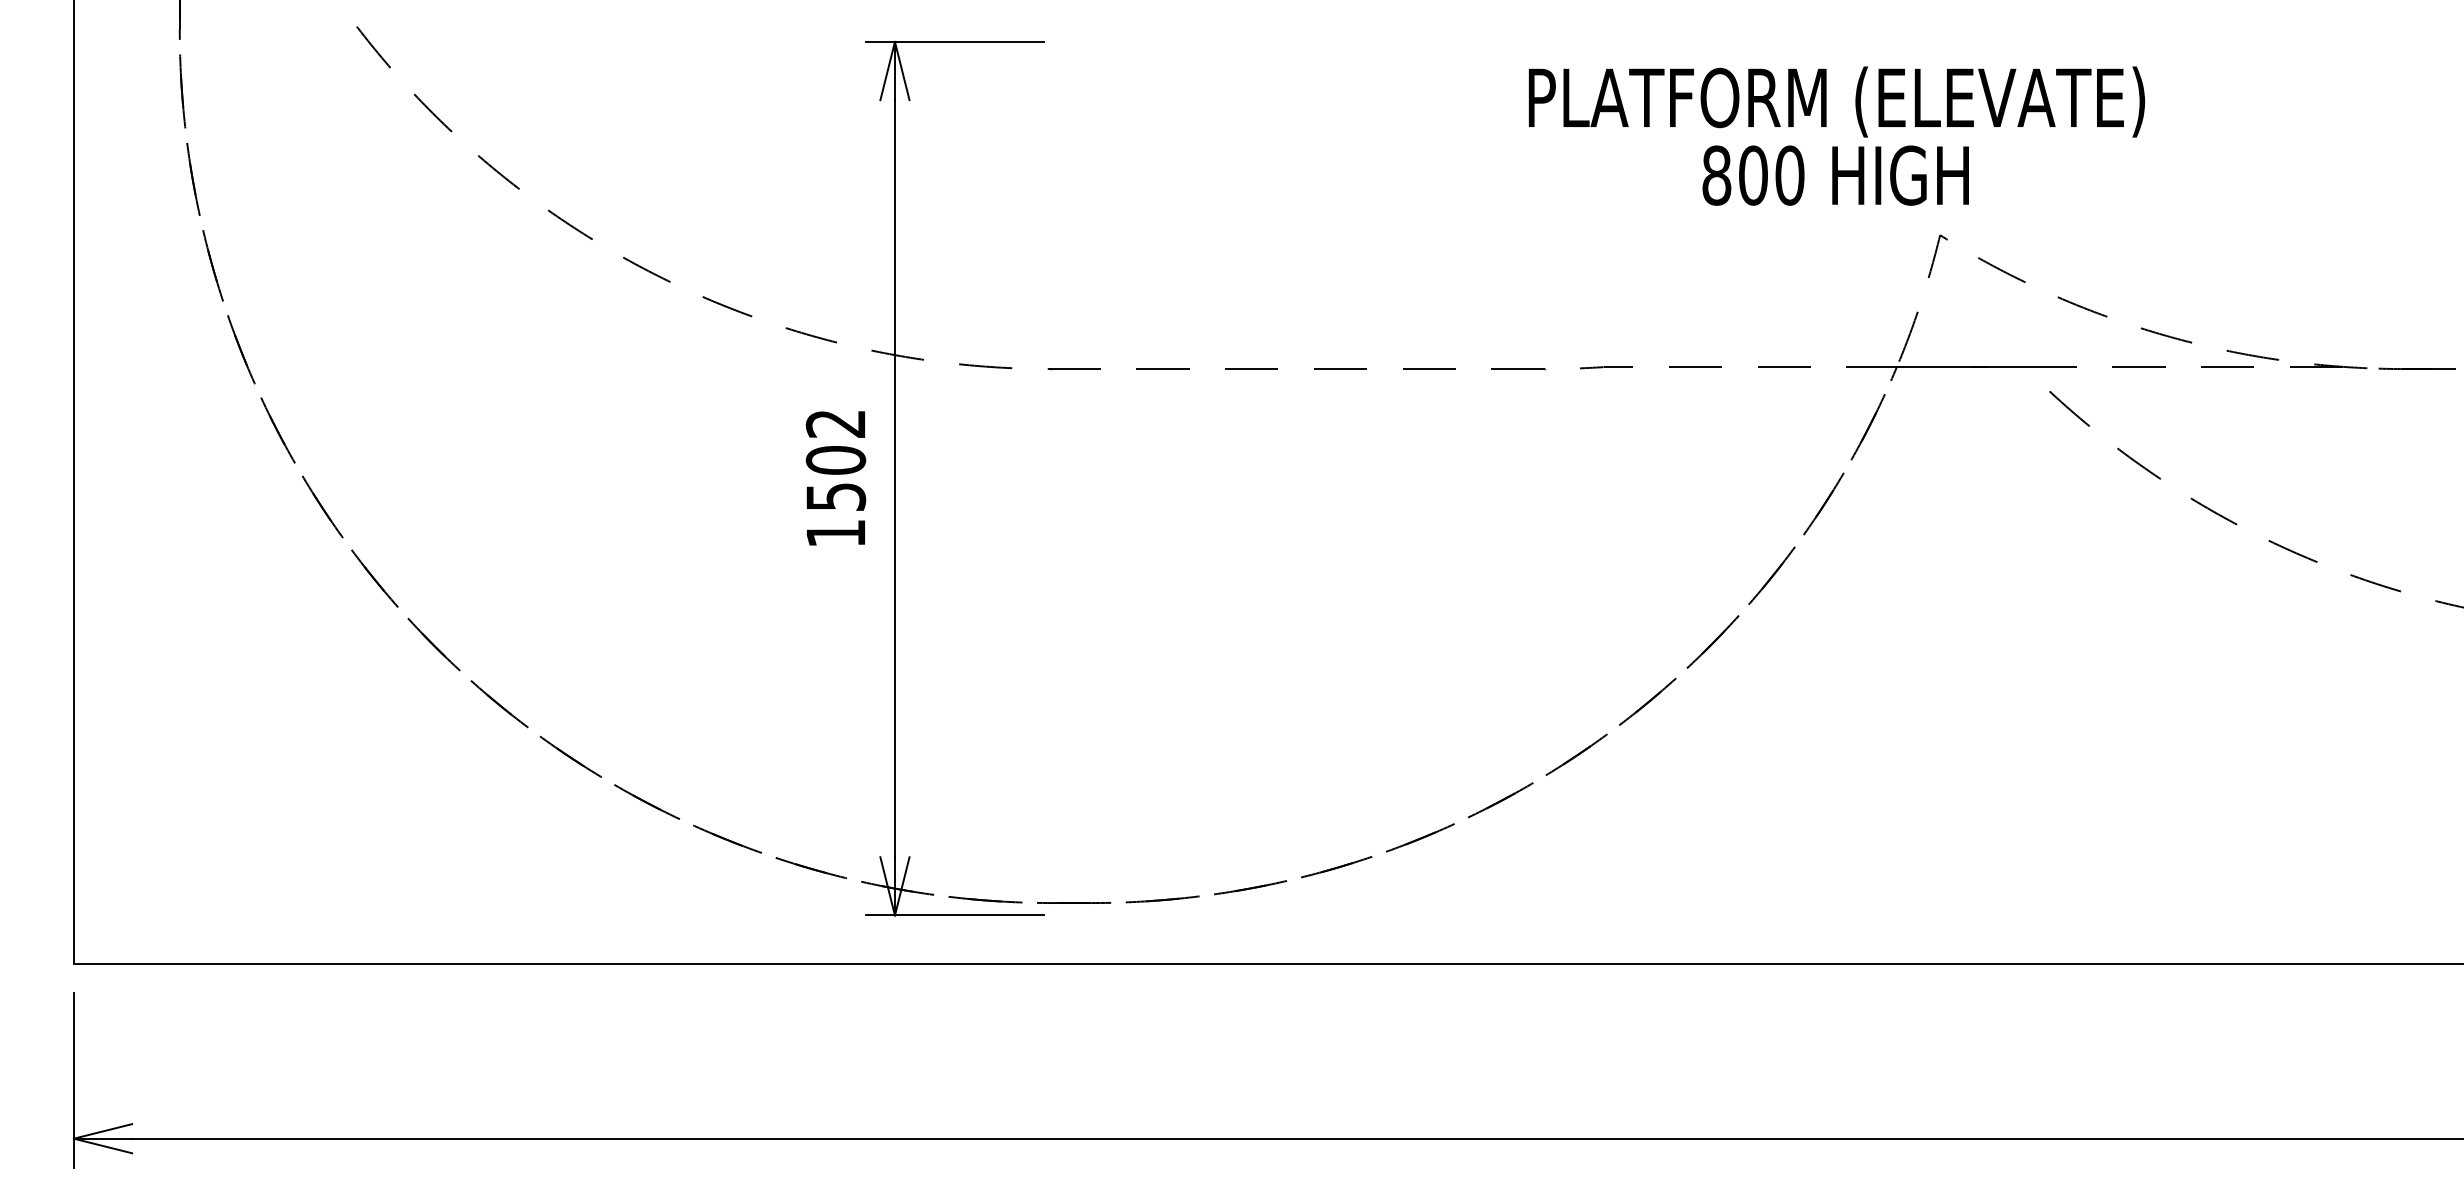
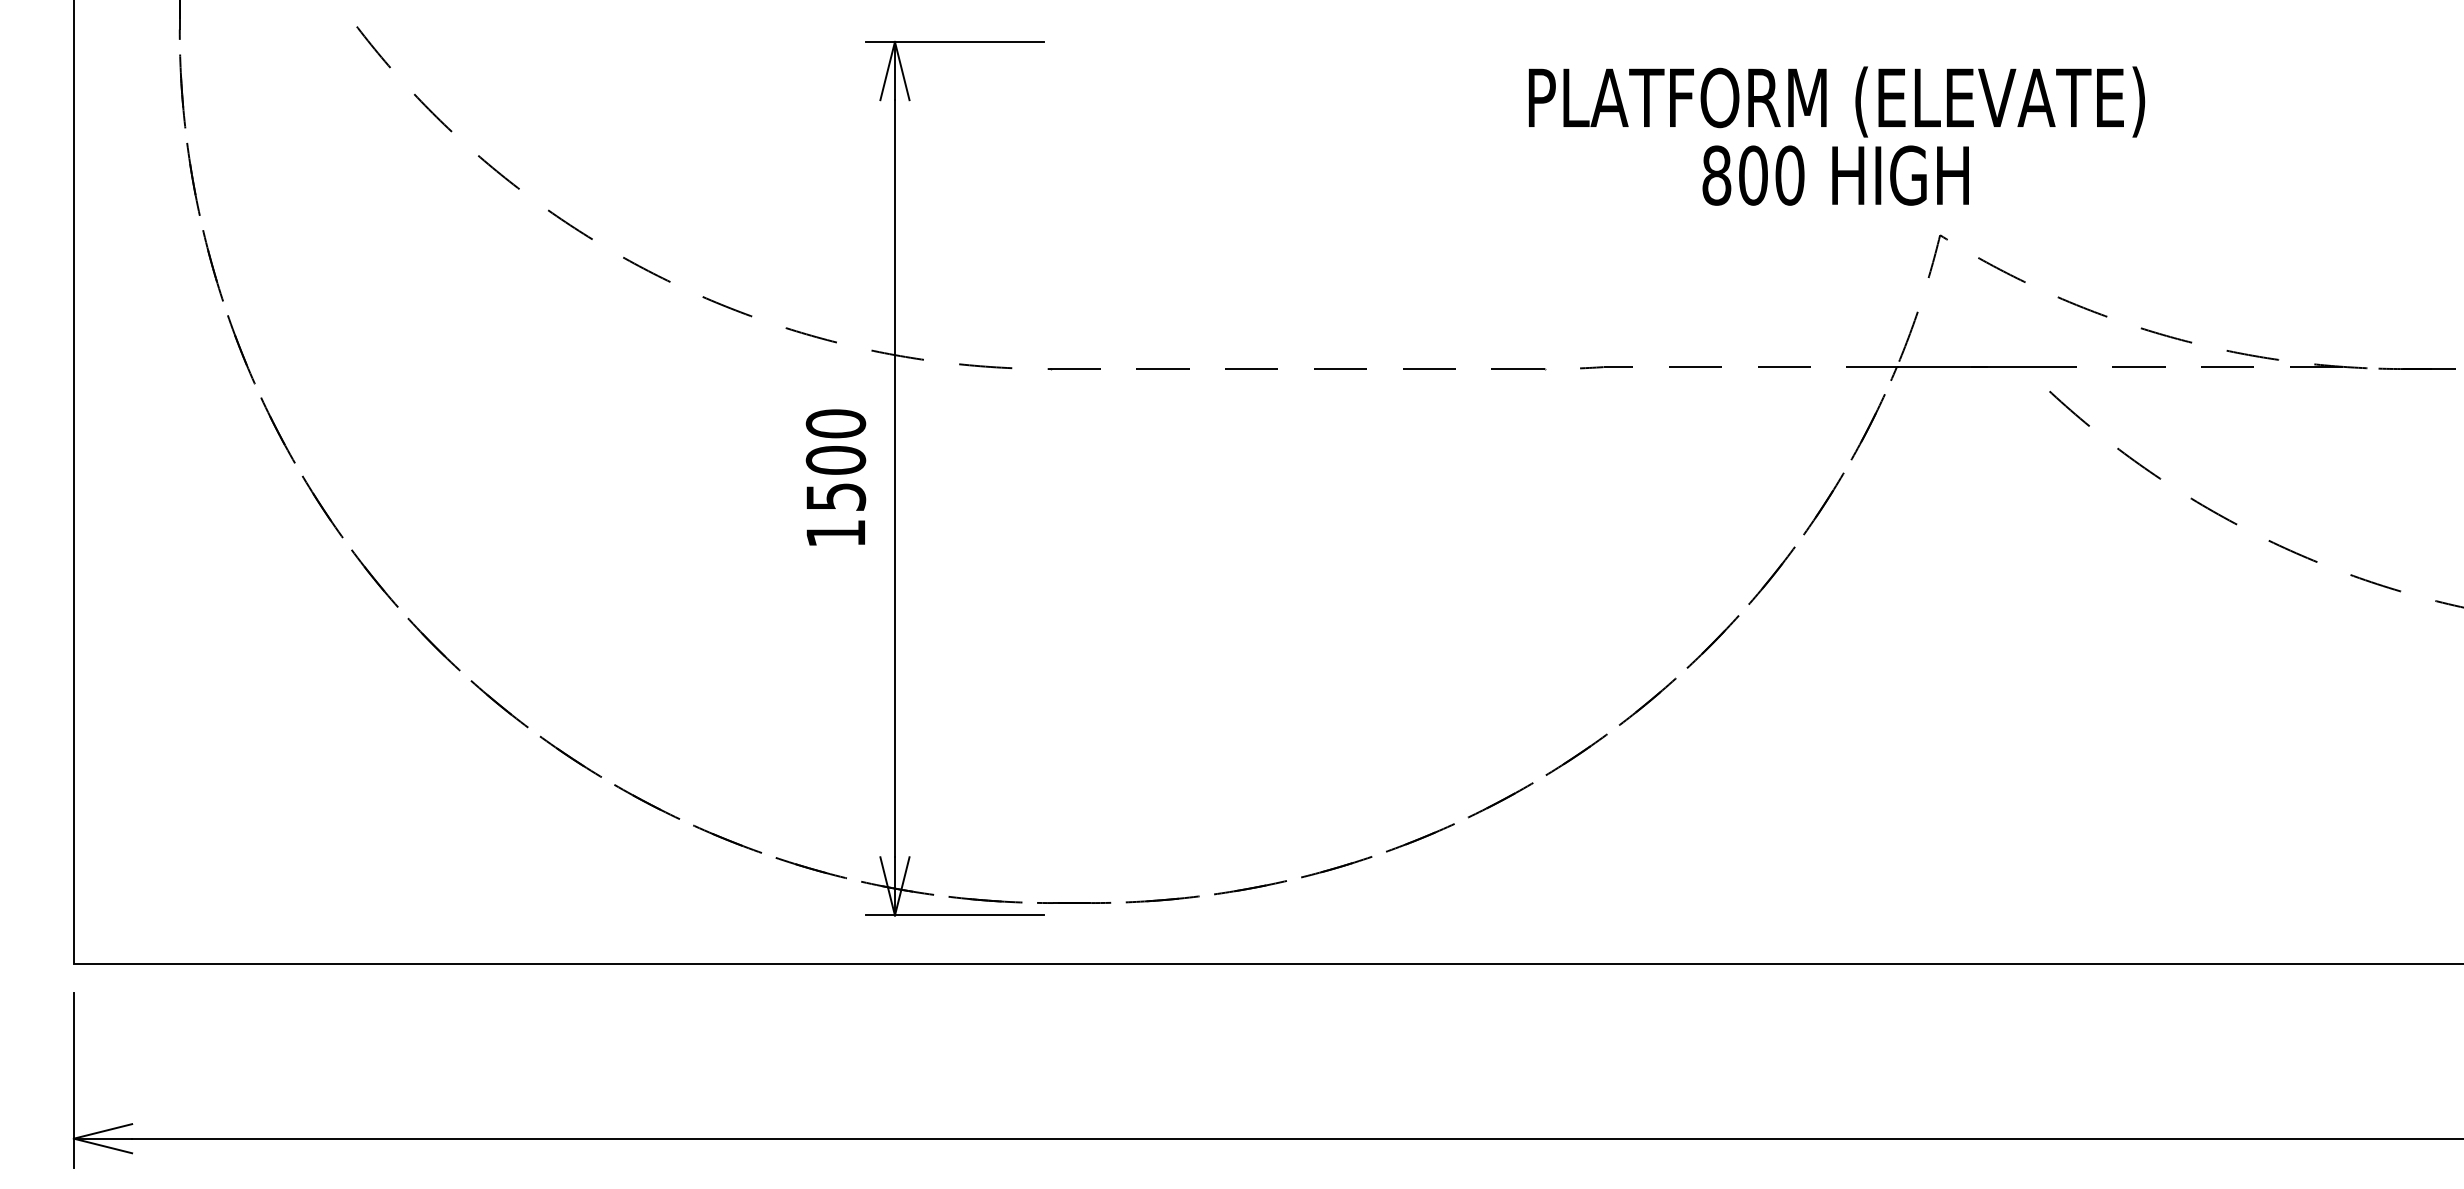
text: 1502 -> 1500 (835, 423)
